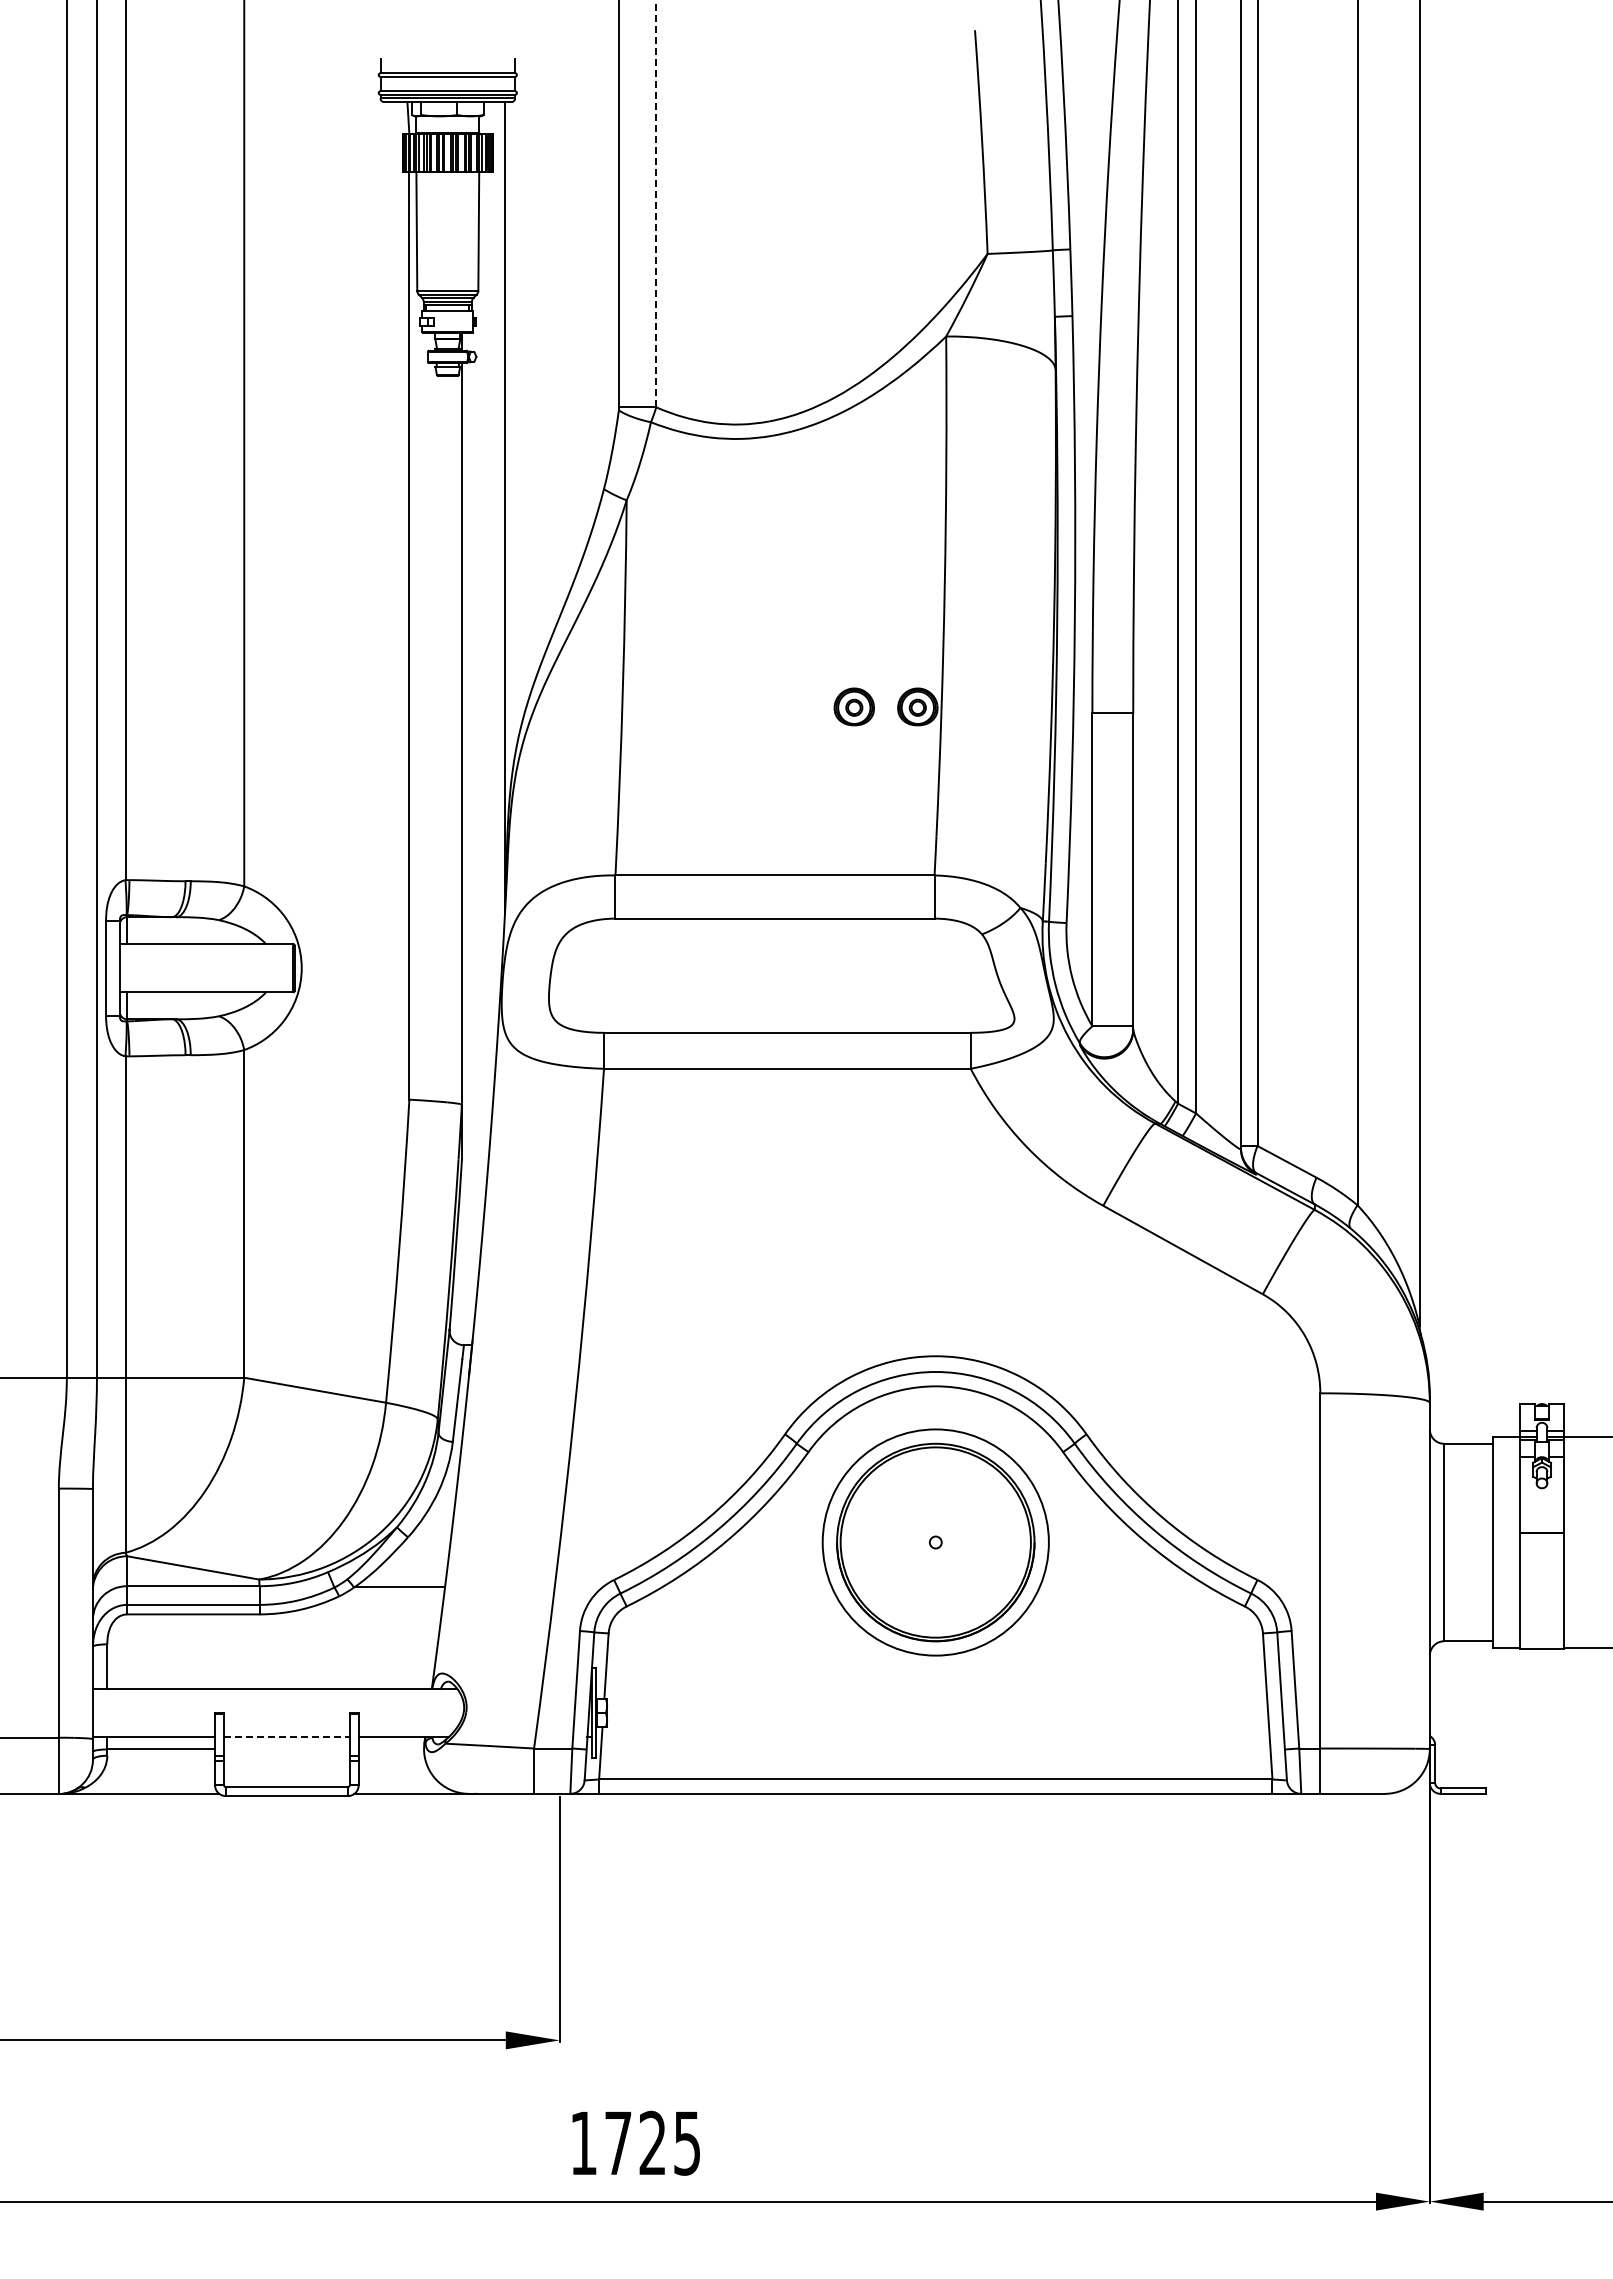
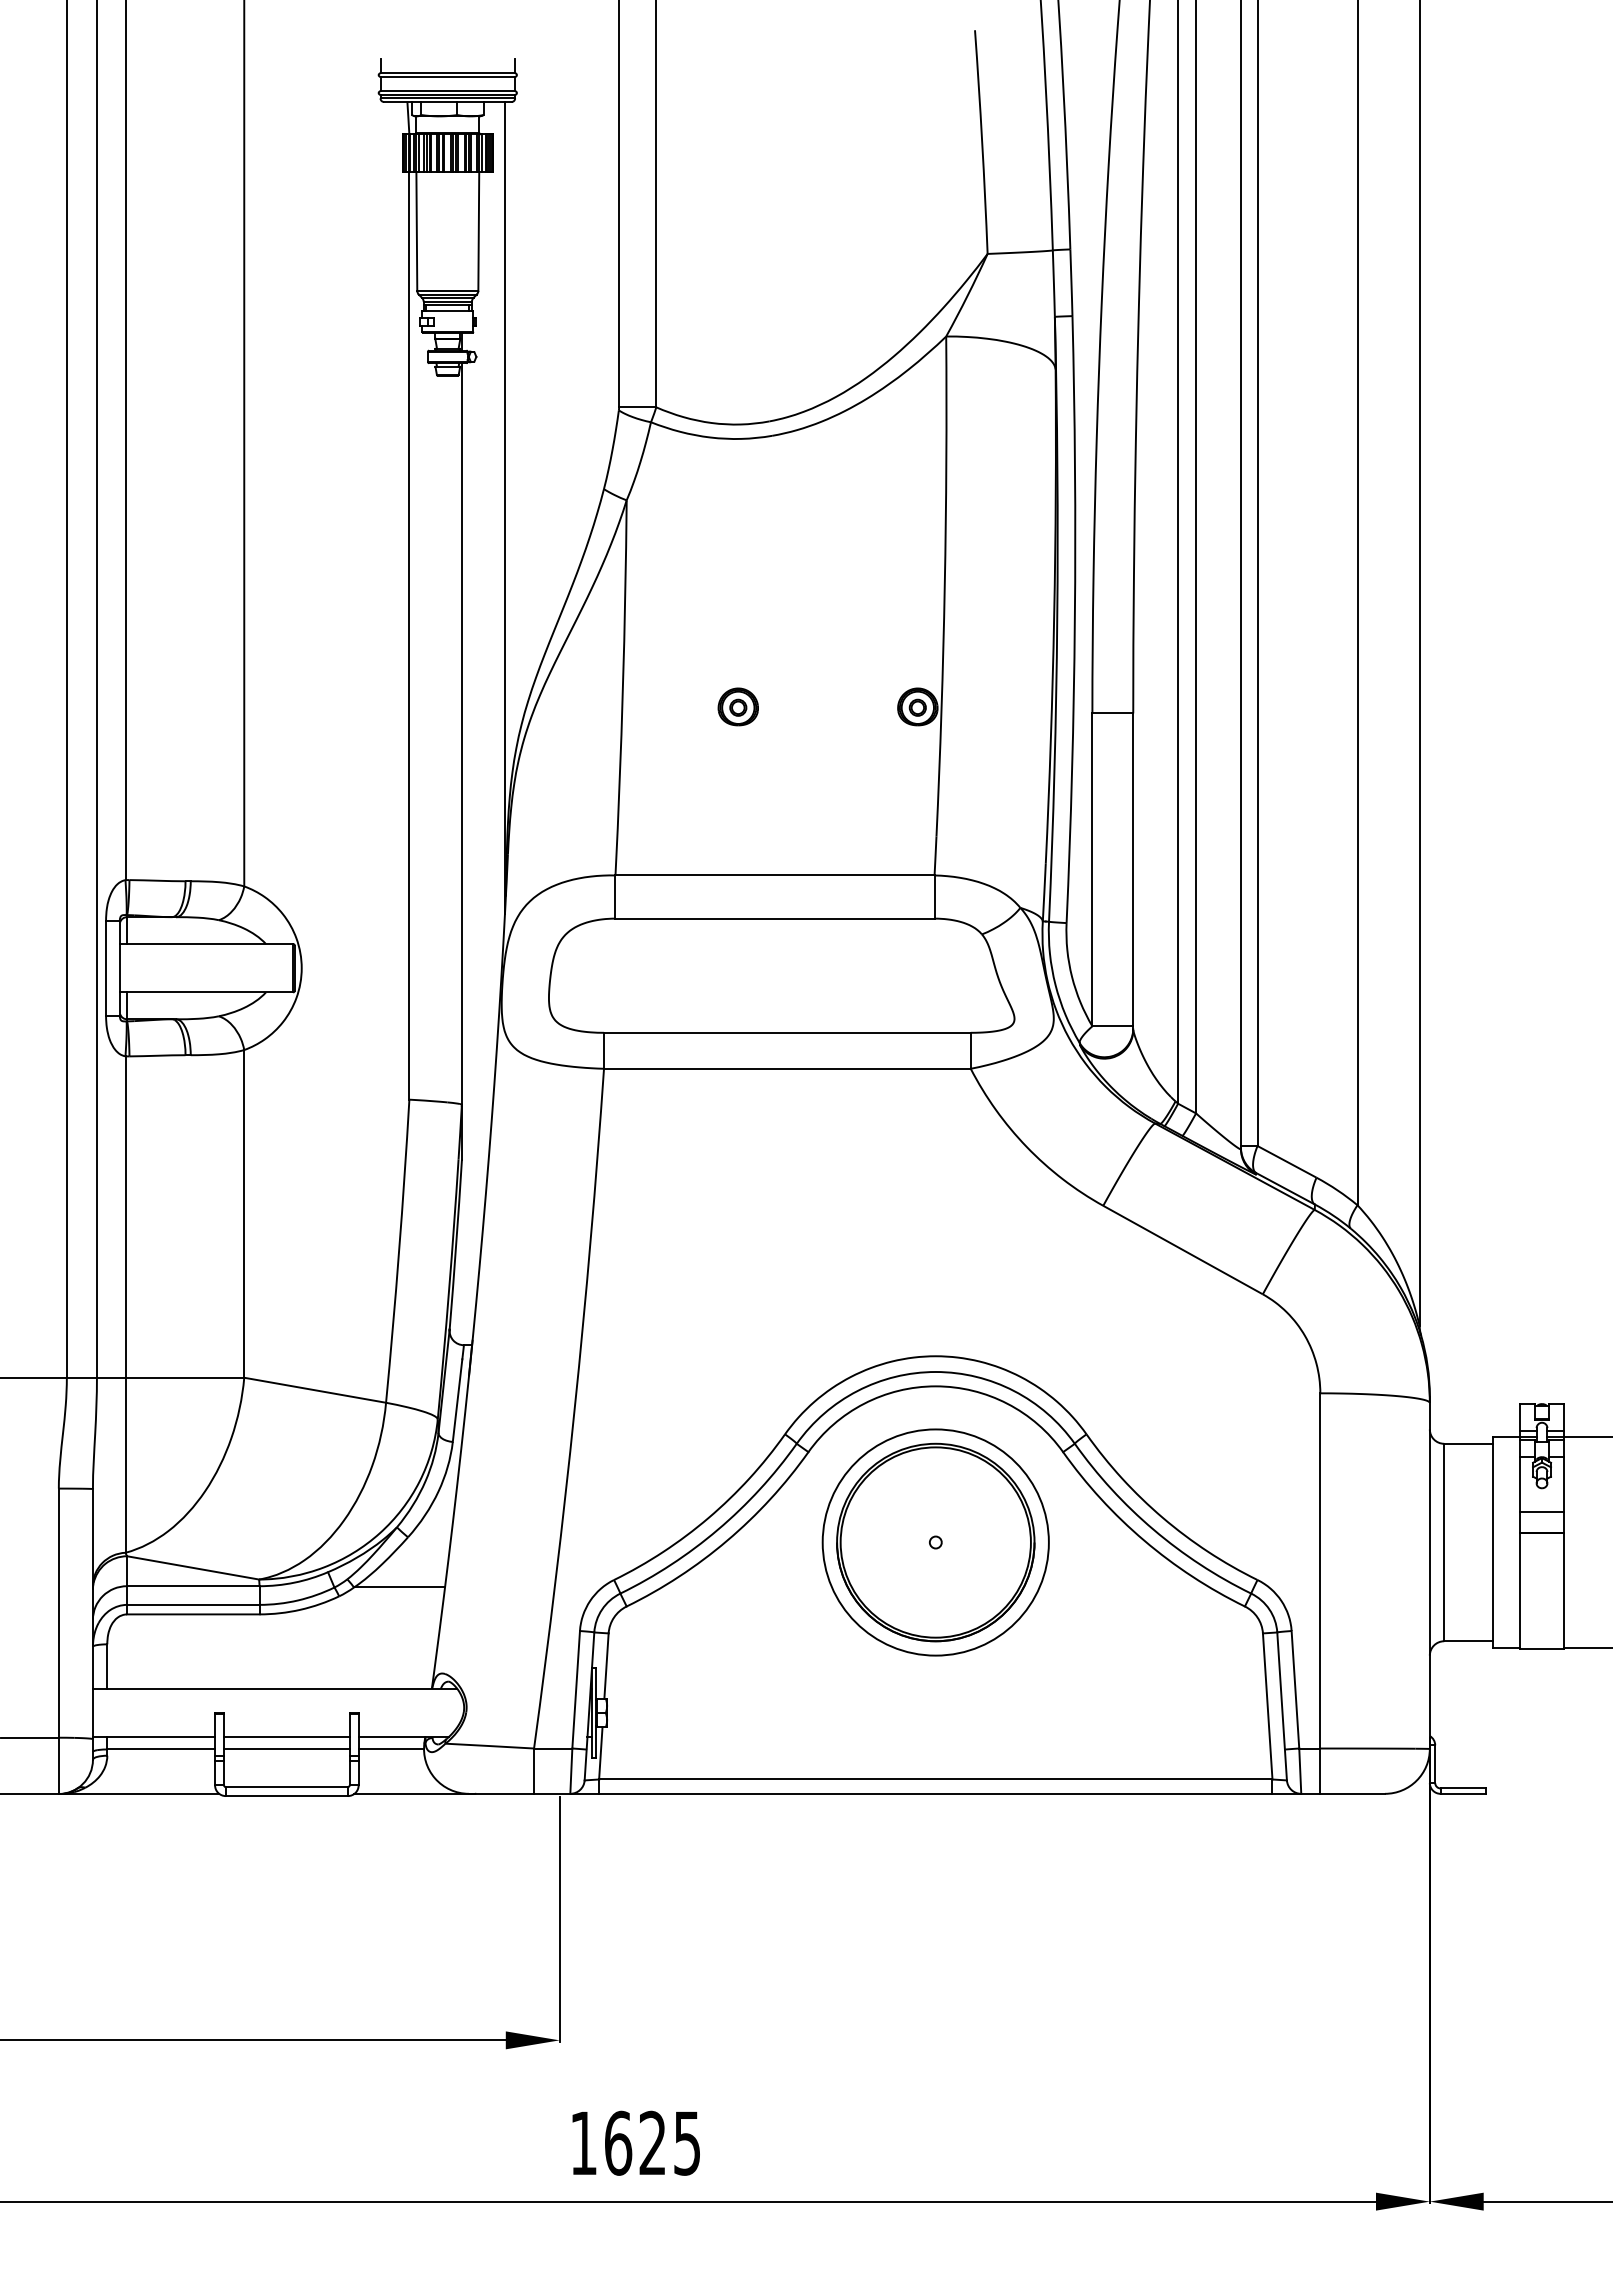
line: dashed -> solid (656, 203)
part position: (853, 706) -> (737, 706) (737, 706)
line: none -> present (1541, 1512)
line: dashed -> solid (286, 1737)
line: none -> present (286, 1749)
line: none -> present (391, 1749)
text: 1725 -> 1625 (618, 2142)
